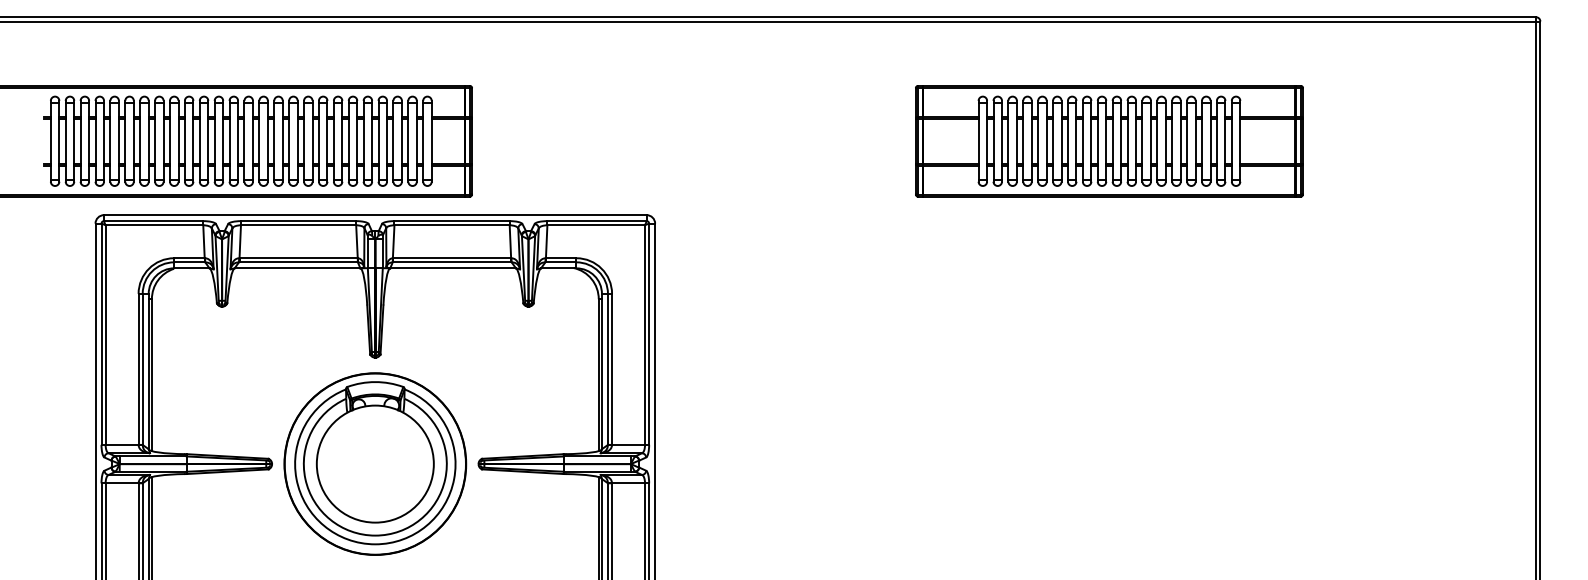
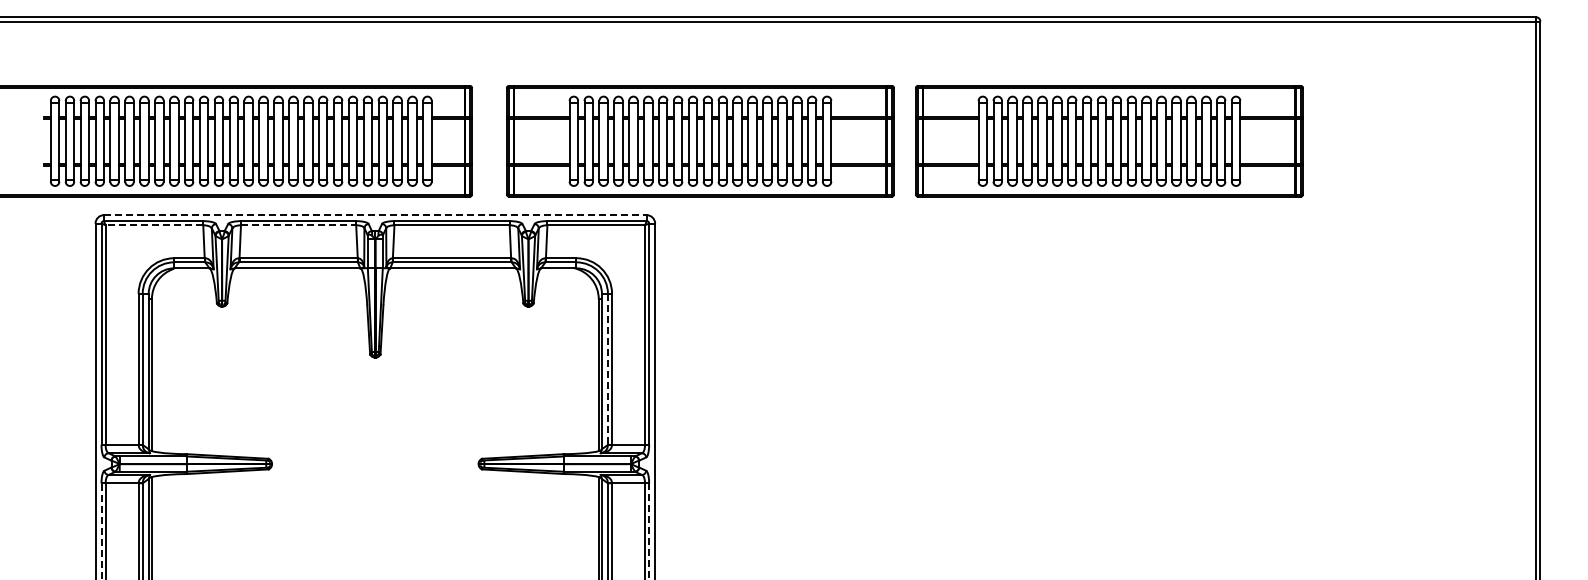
part: none -> present (700, 141)
line: solid -> dashed (375, 215)
line: solid -> dashed (154, 225)
line: solid -> dashed (298, 225)
line: solid -> dashed (607, 369)
part: present -> none (375, 463)
line: solid -> dashed (101, 531)
line: solid -> dashed (649, 531)
